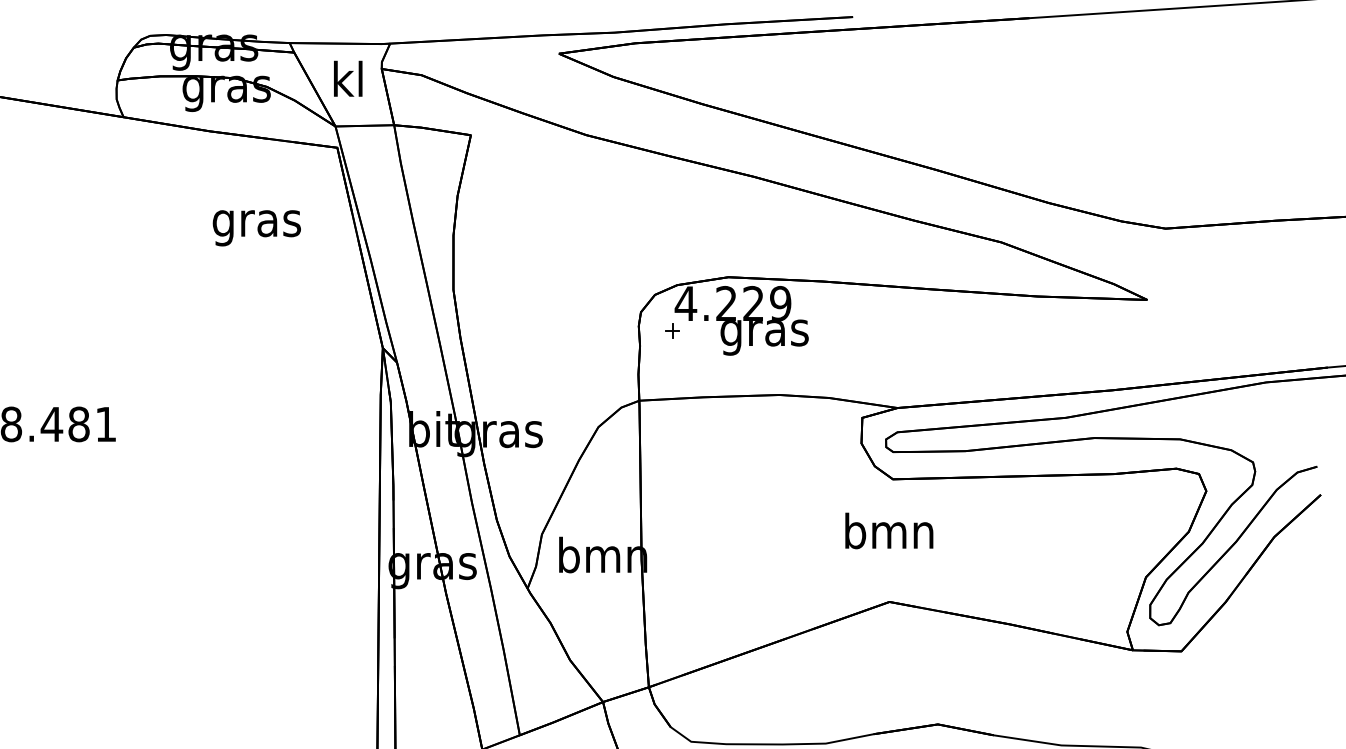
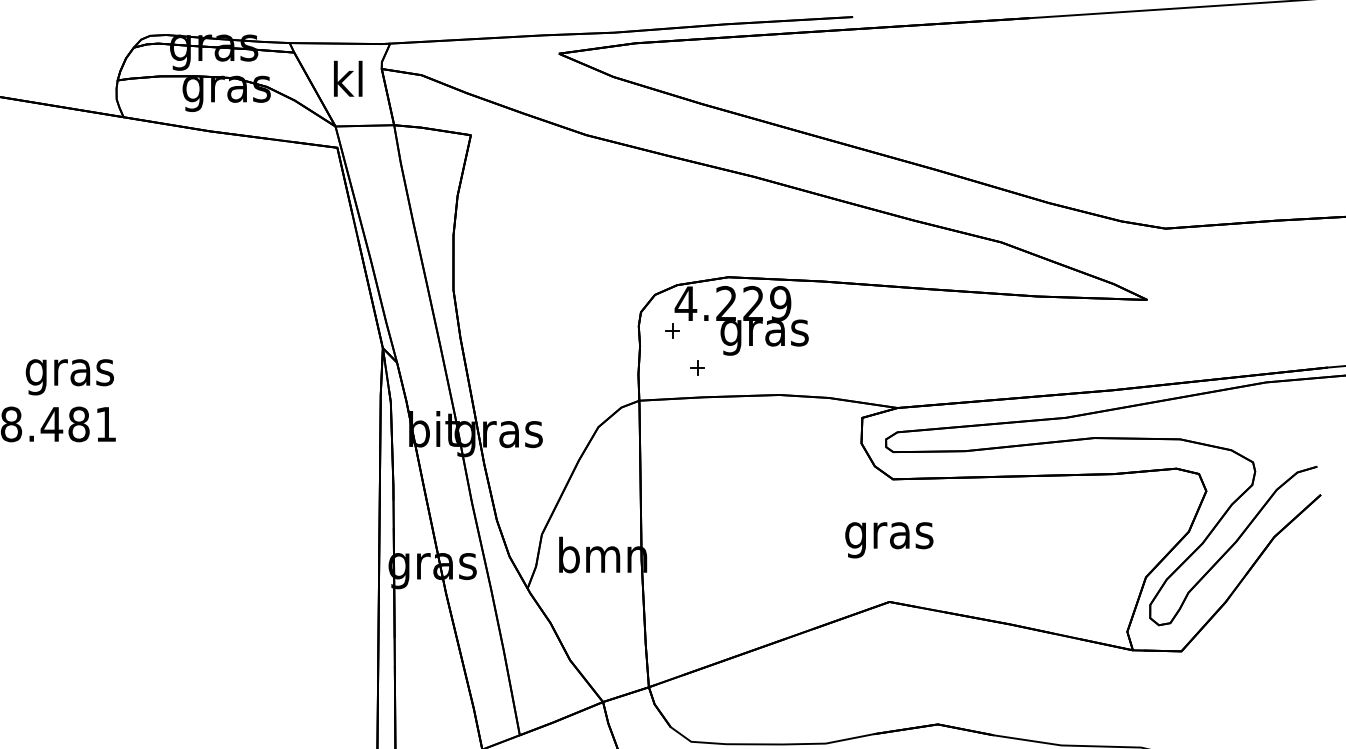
text position: (256, 228) -> (69, 377) (69, 377)
part: none -> present (697, 367)
text: bmn -> gras (889, 535)
